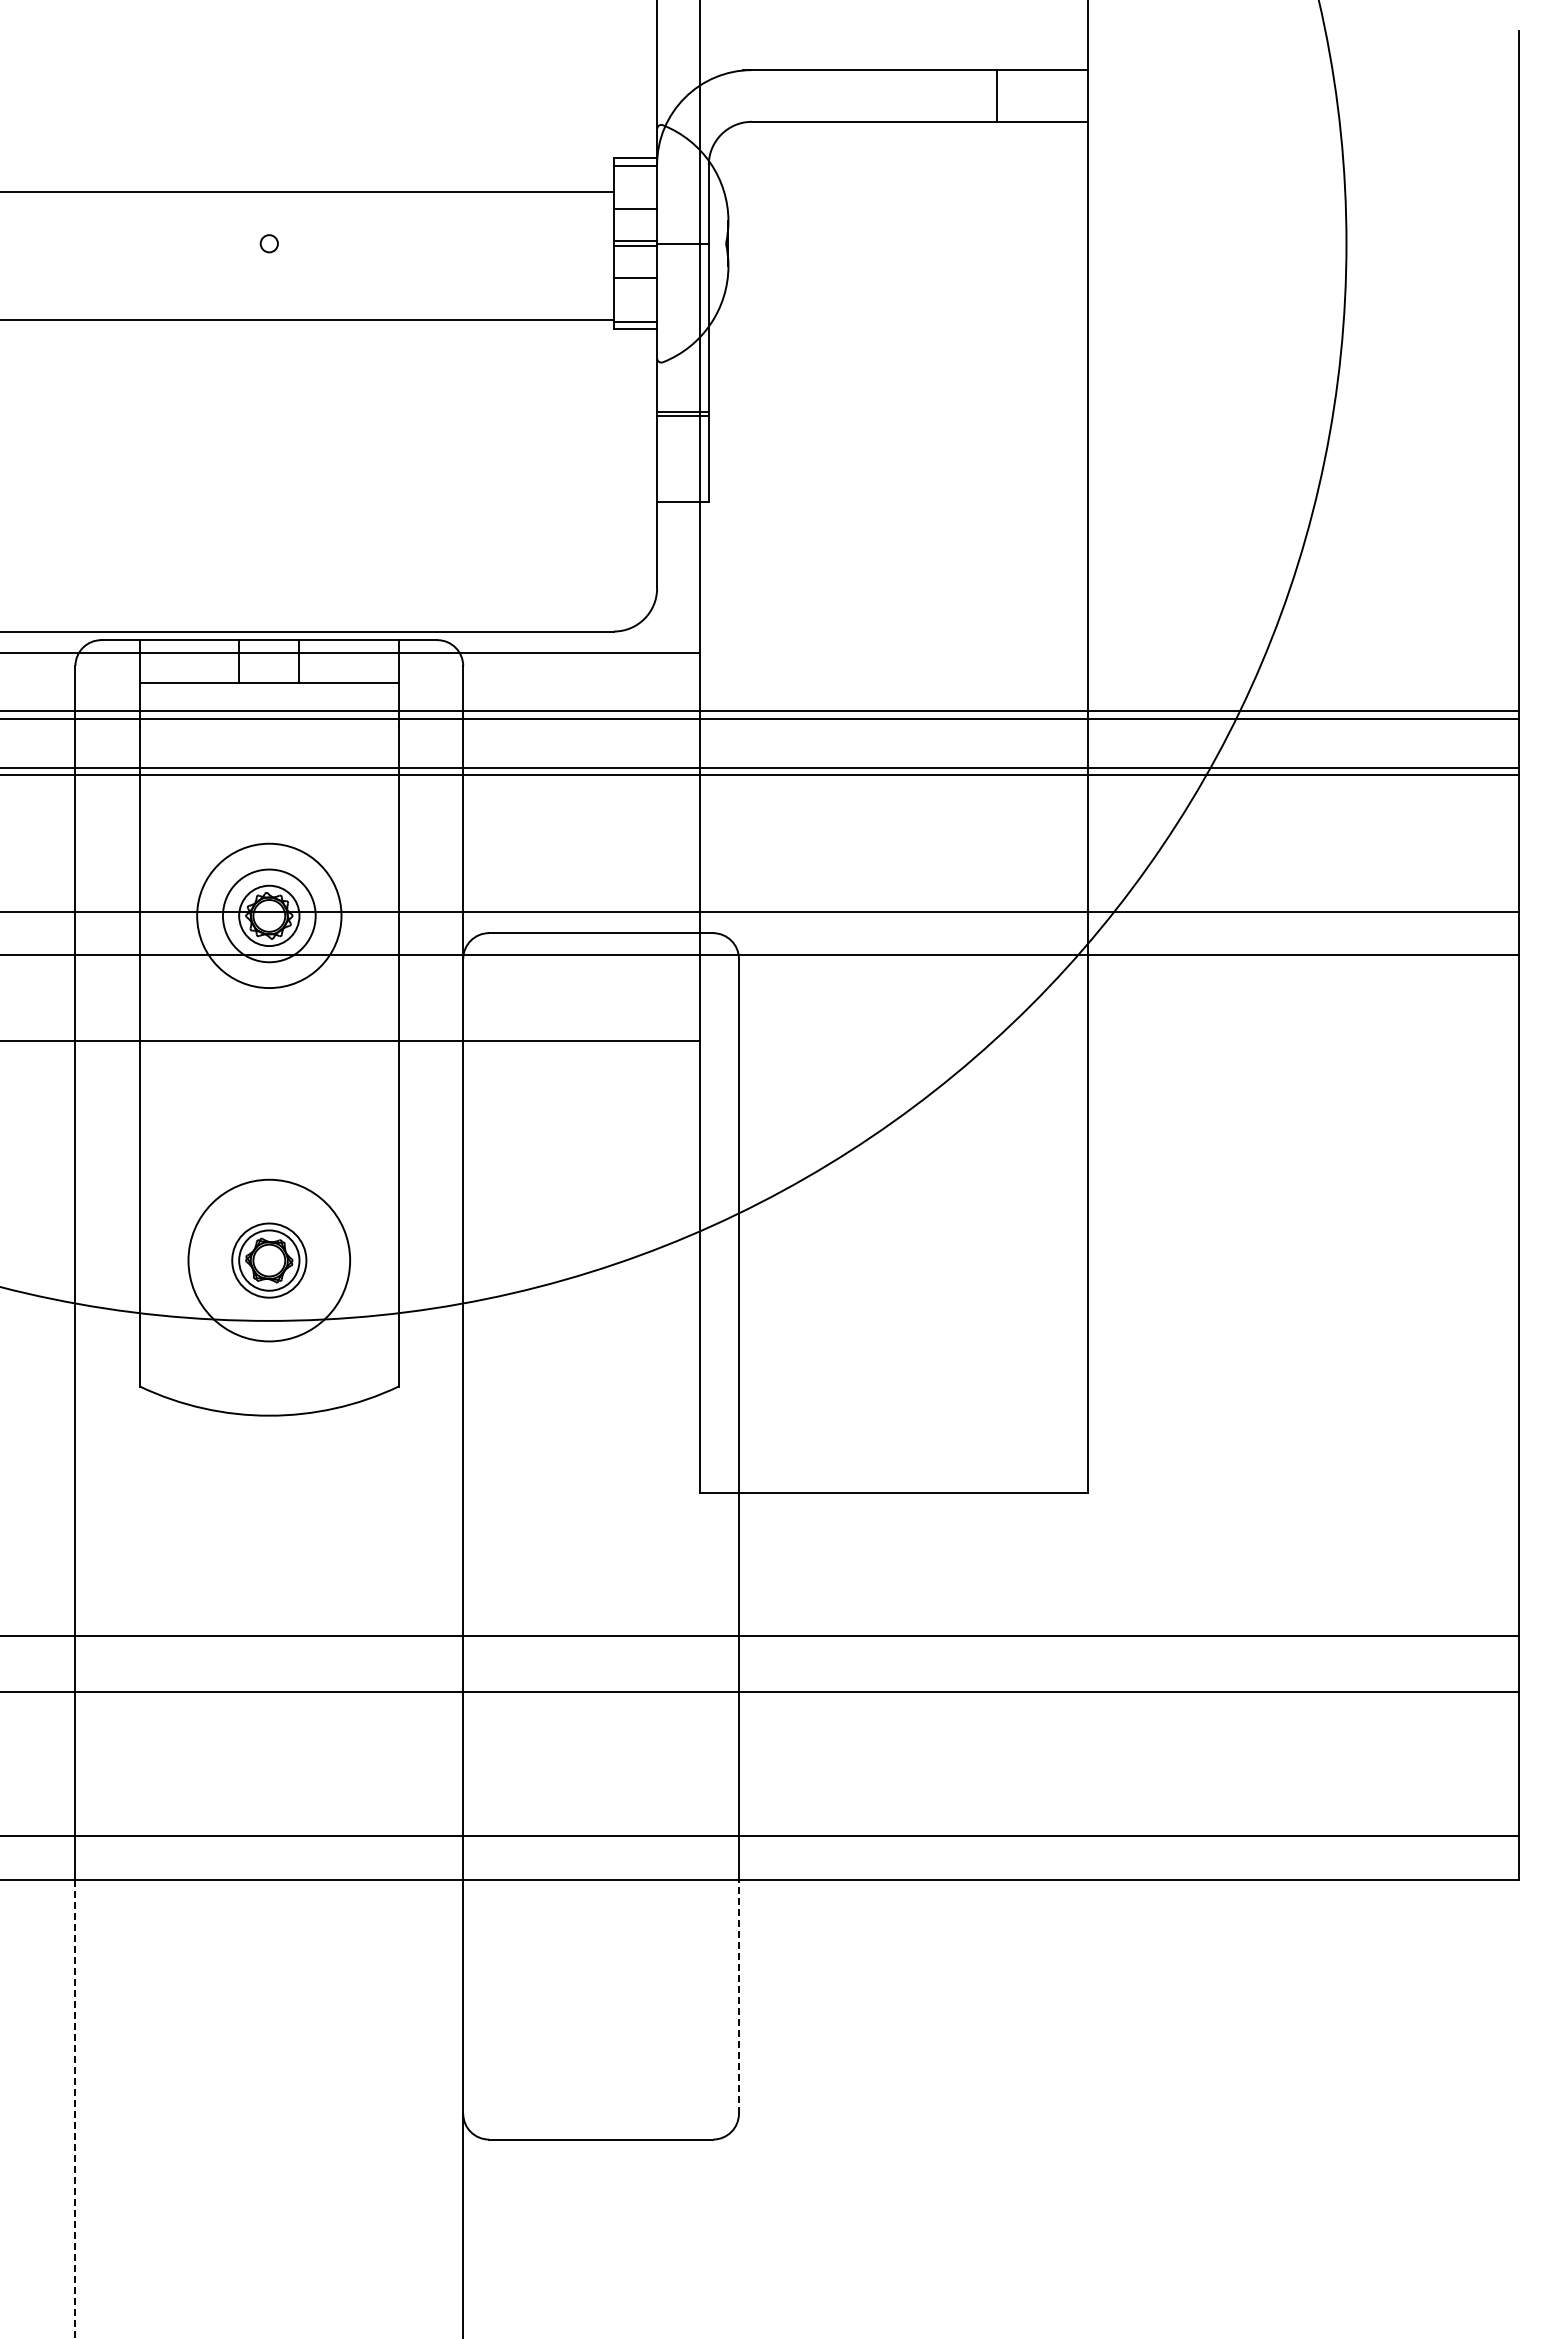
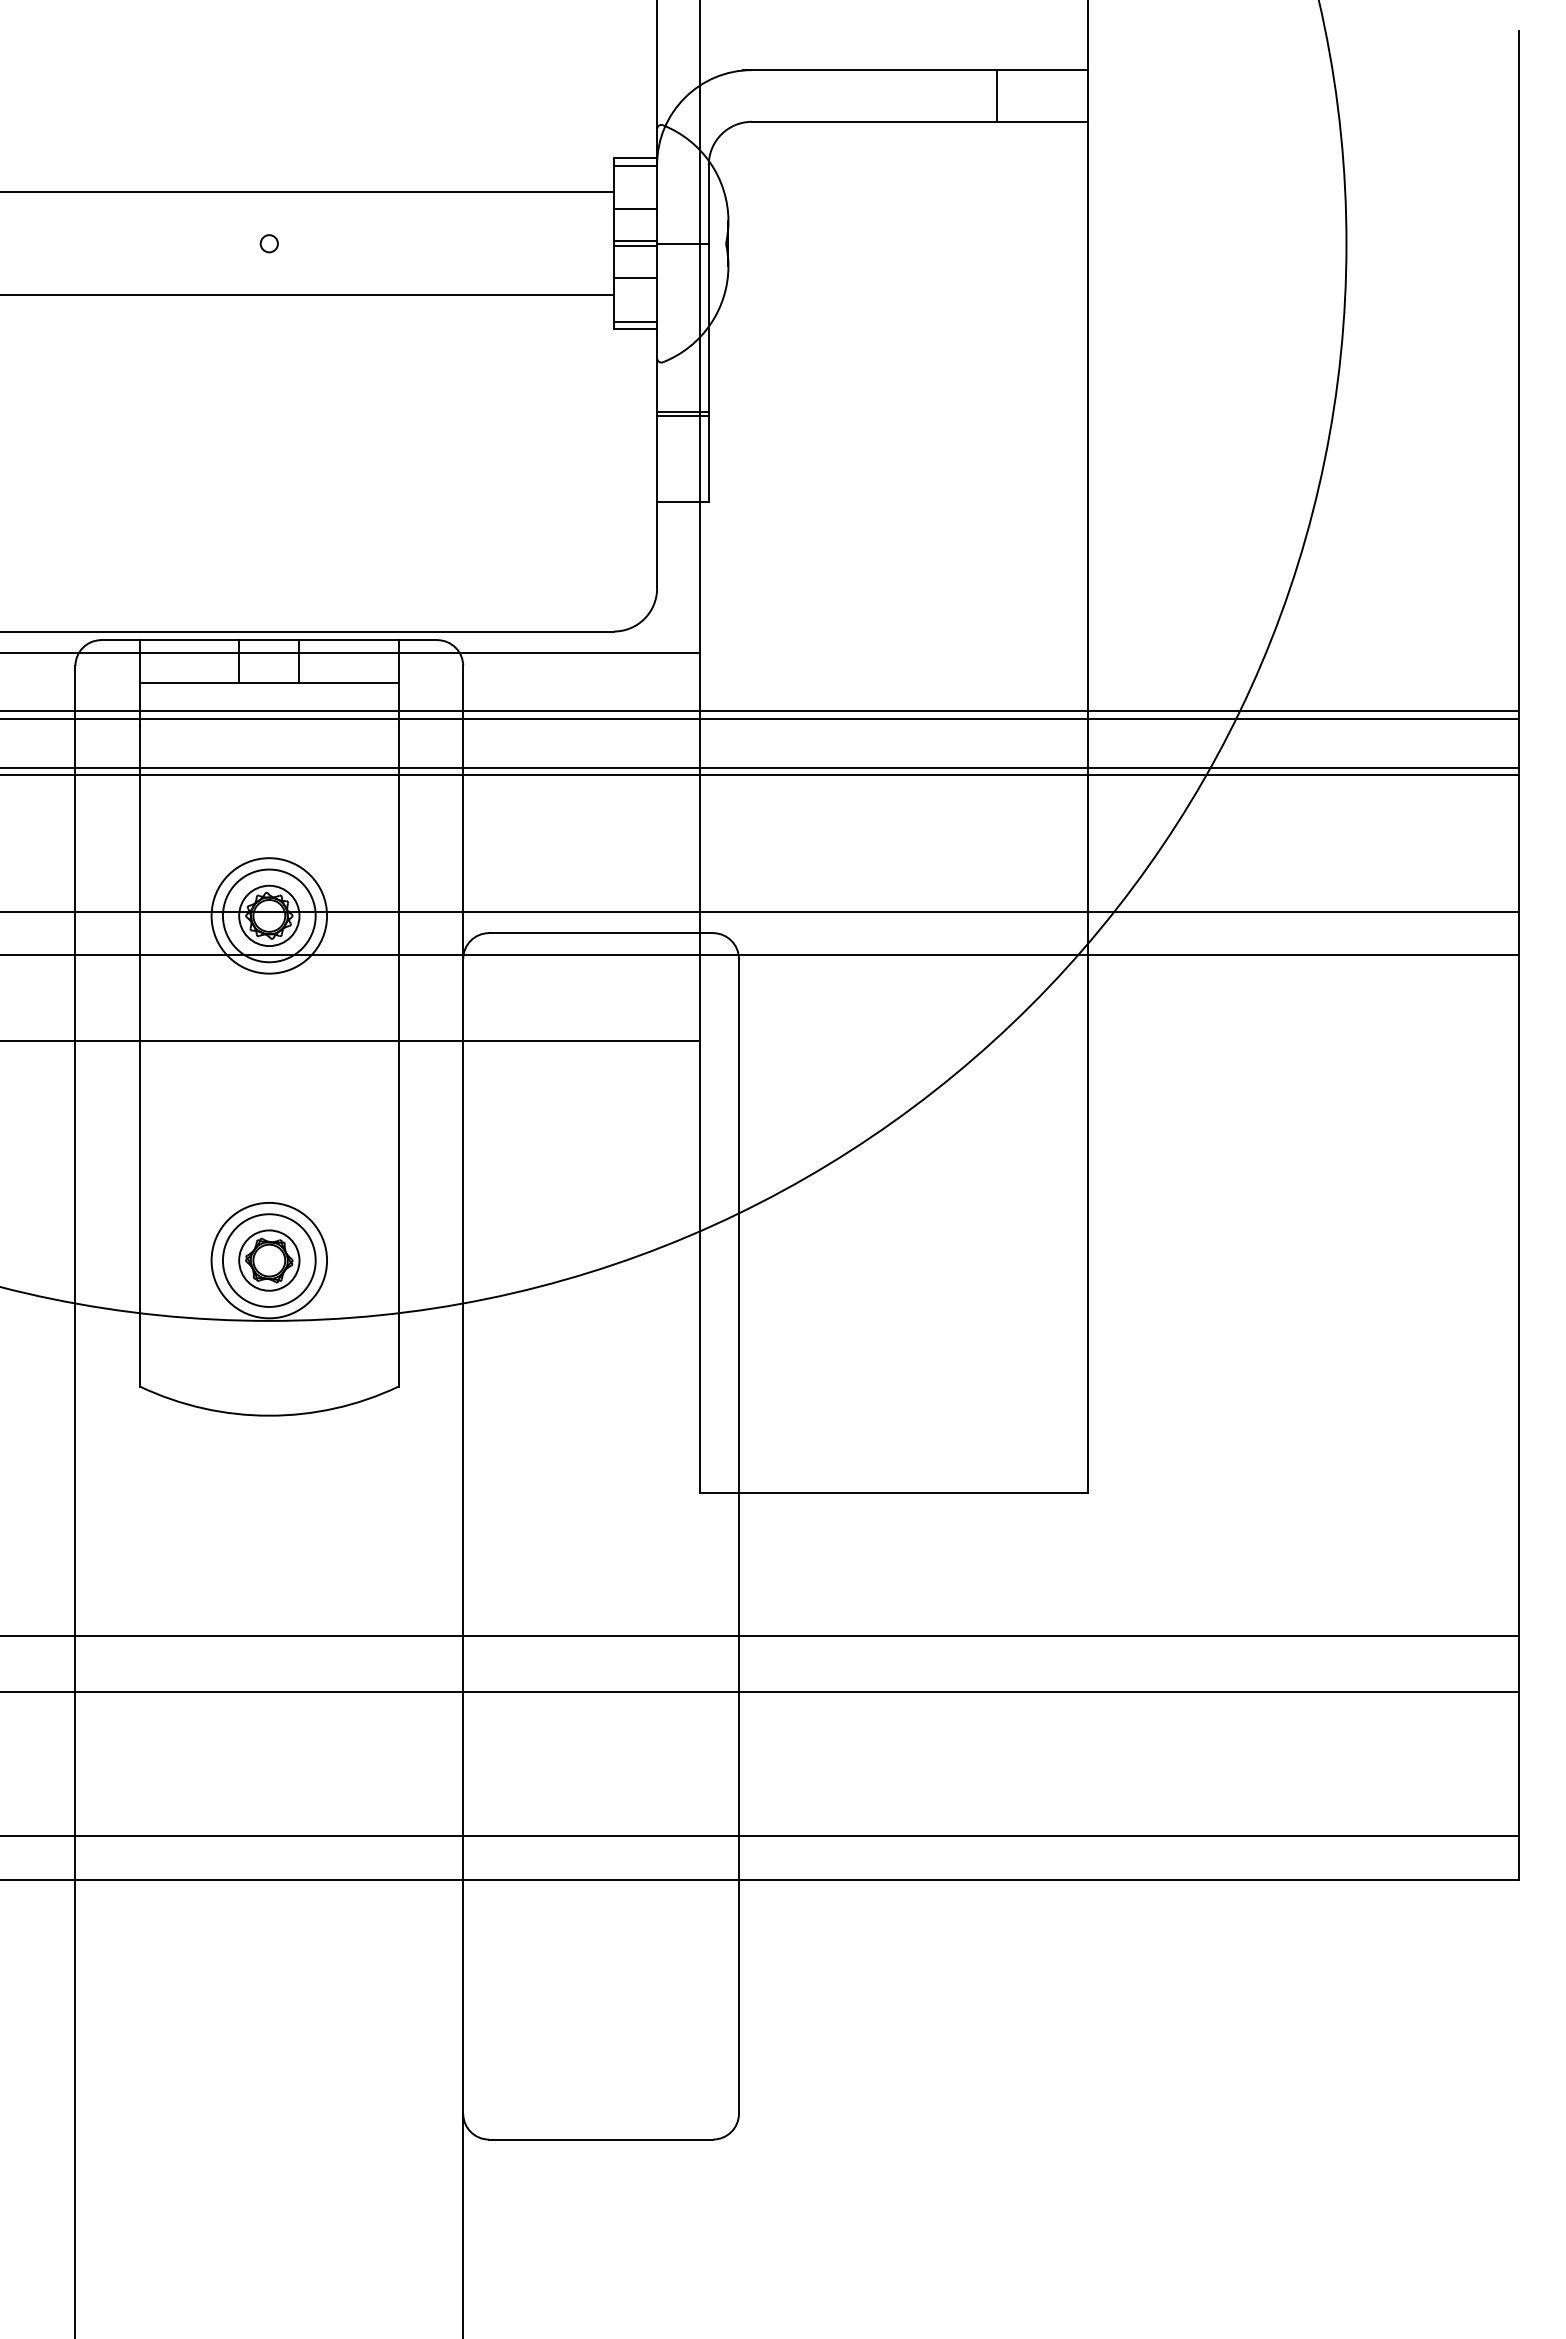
line position: (308, 320) -> (308, 295) (308, 295)
circle diameter: 144 px -> 115 px (269, 915)
circle diameter: 162 px -> 115 px (269, 1260)
circle diameter: 74 px -> 93 px (268, 1260)
line: dashed -> solid (738, 1996)
line: dashed -> solid (75, 2109)
